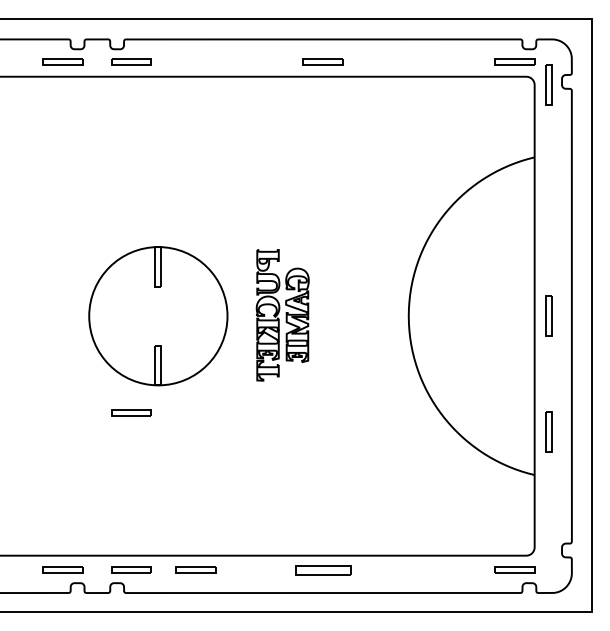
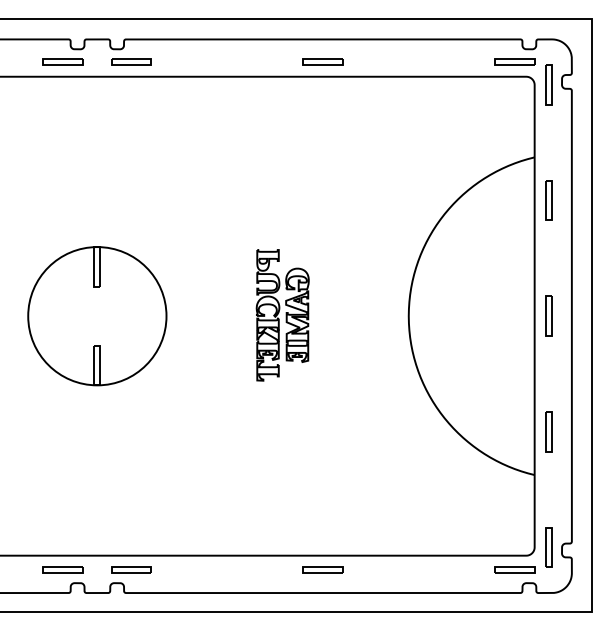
part: none -> present (548, 200)
part position: (158, 316) -> (97, 316) (97, 316)
part: present -> none (131, 412)
part: none -> present (548, 547)
part: present -> none (195, 569)
part size: 57x11 px -> 42x8 px (322, 569)
